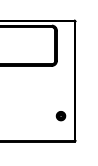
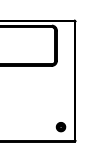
part position: (60, 116) -> (60, 127) (60, 127)
